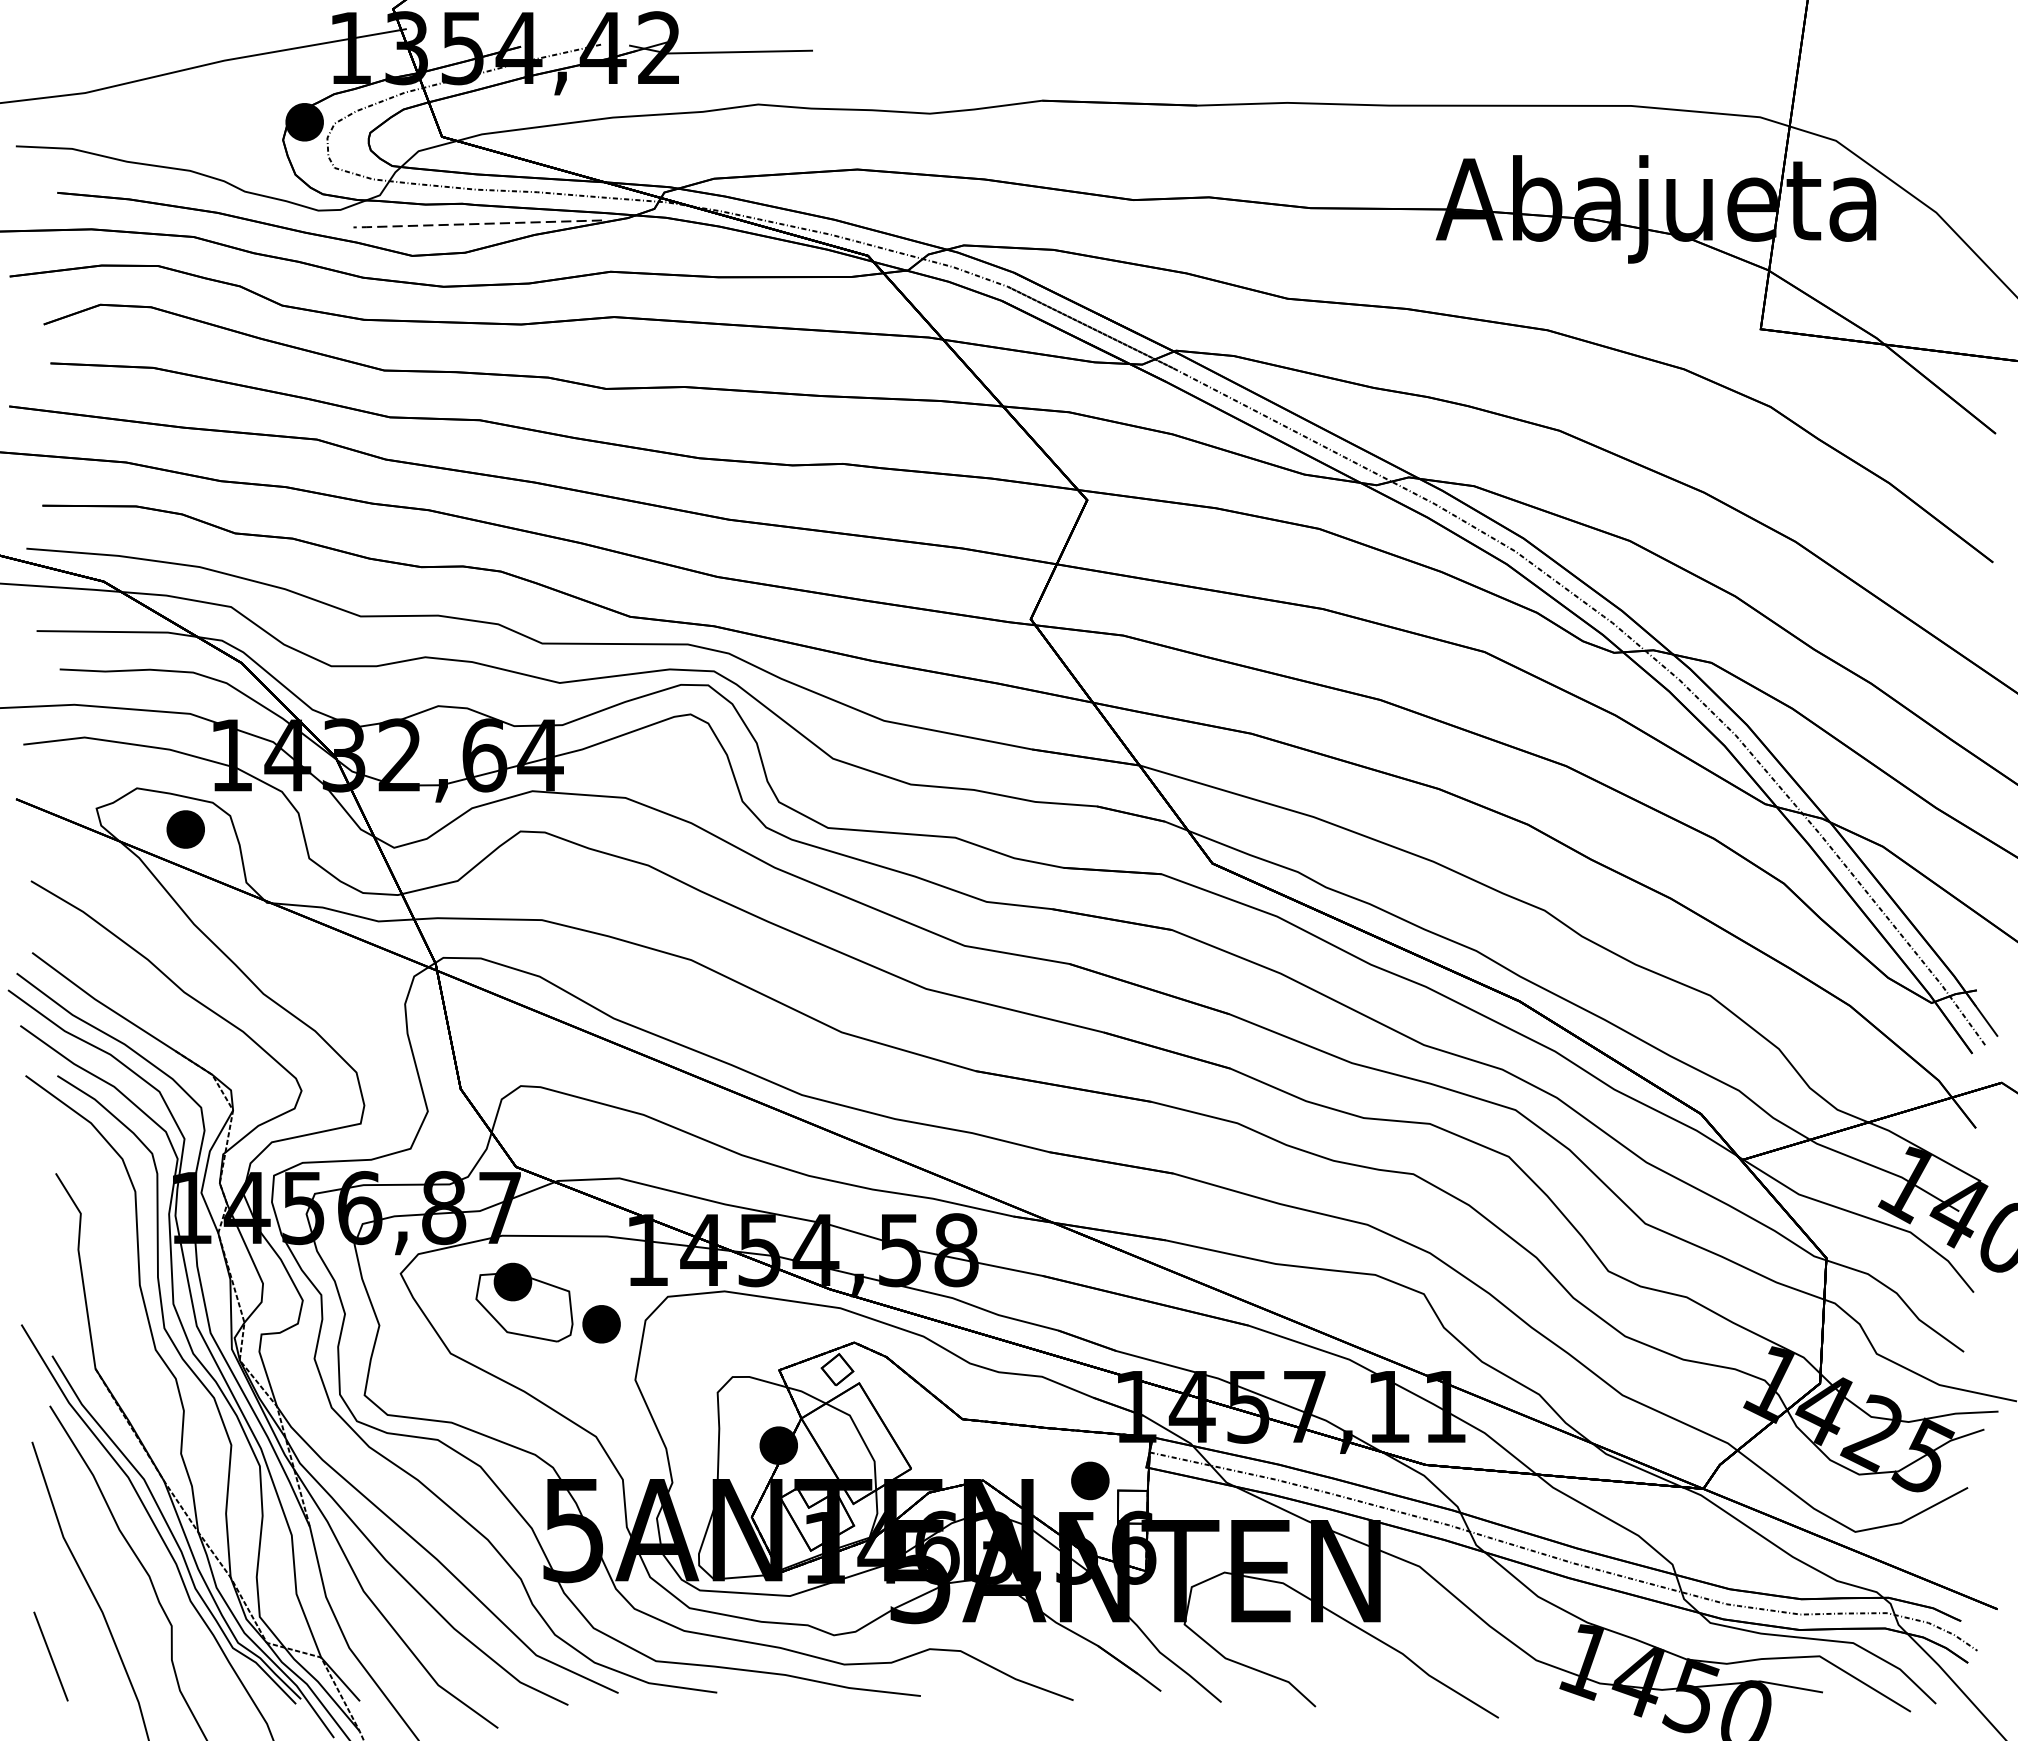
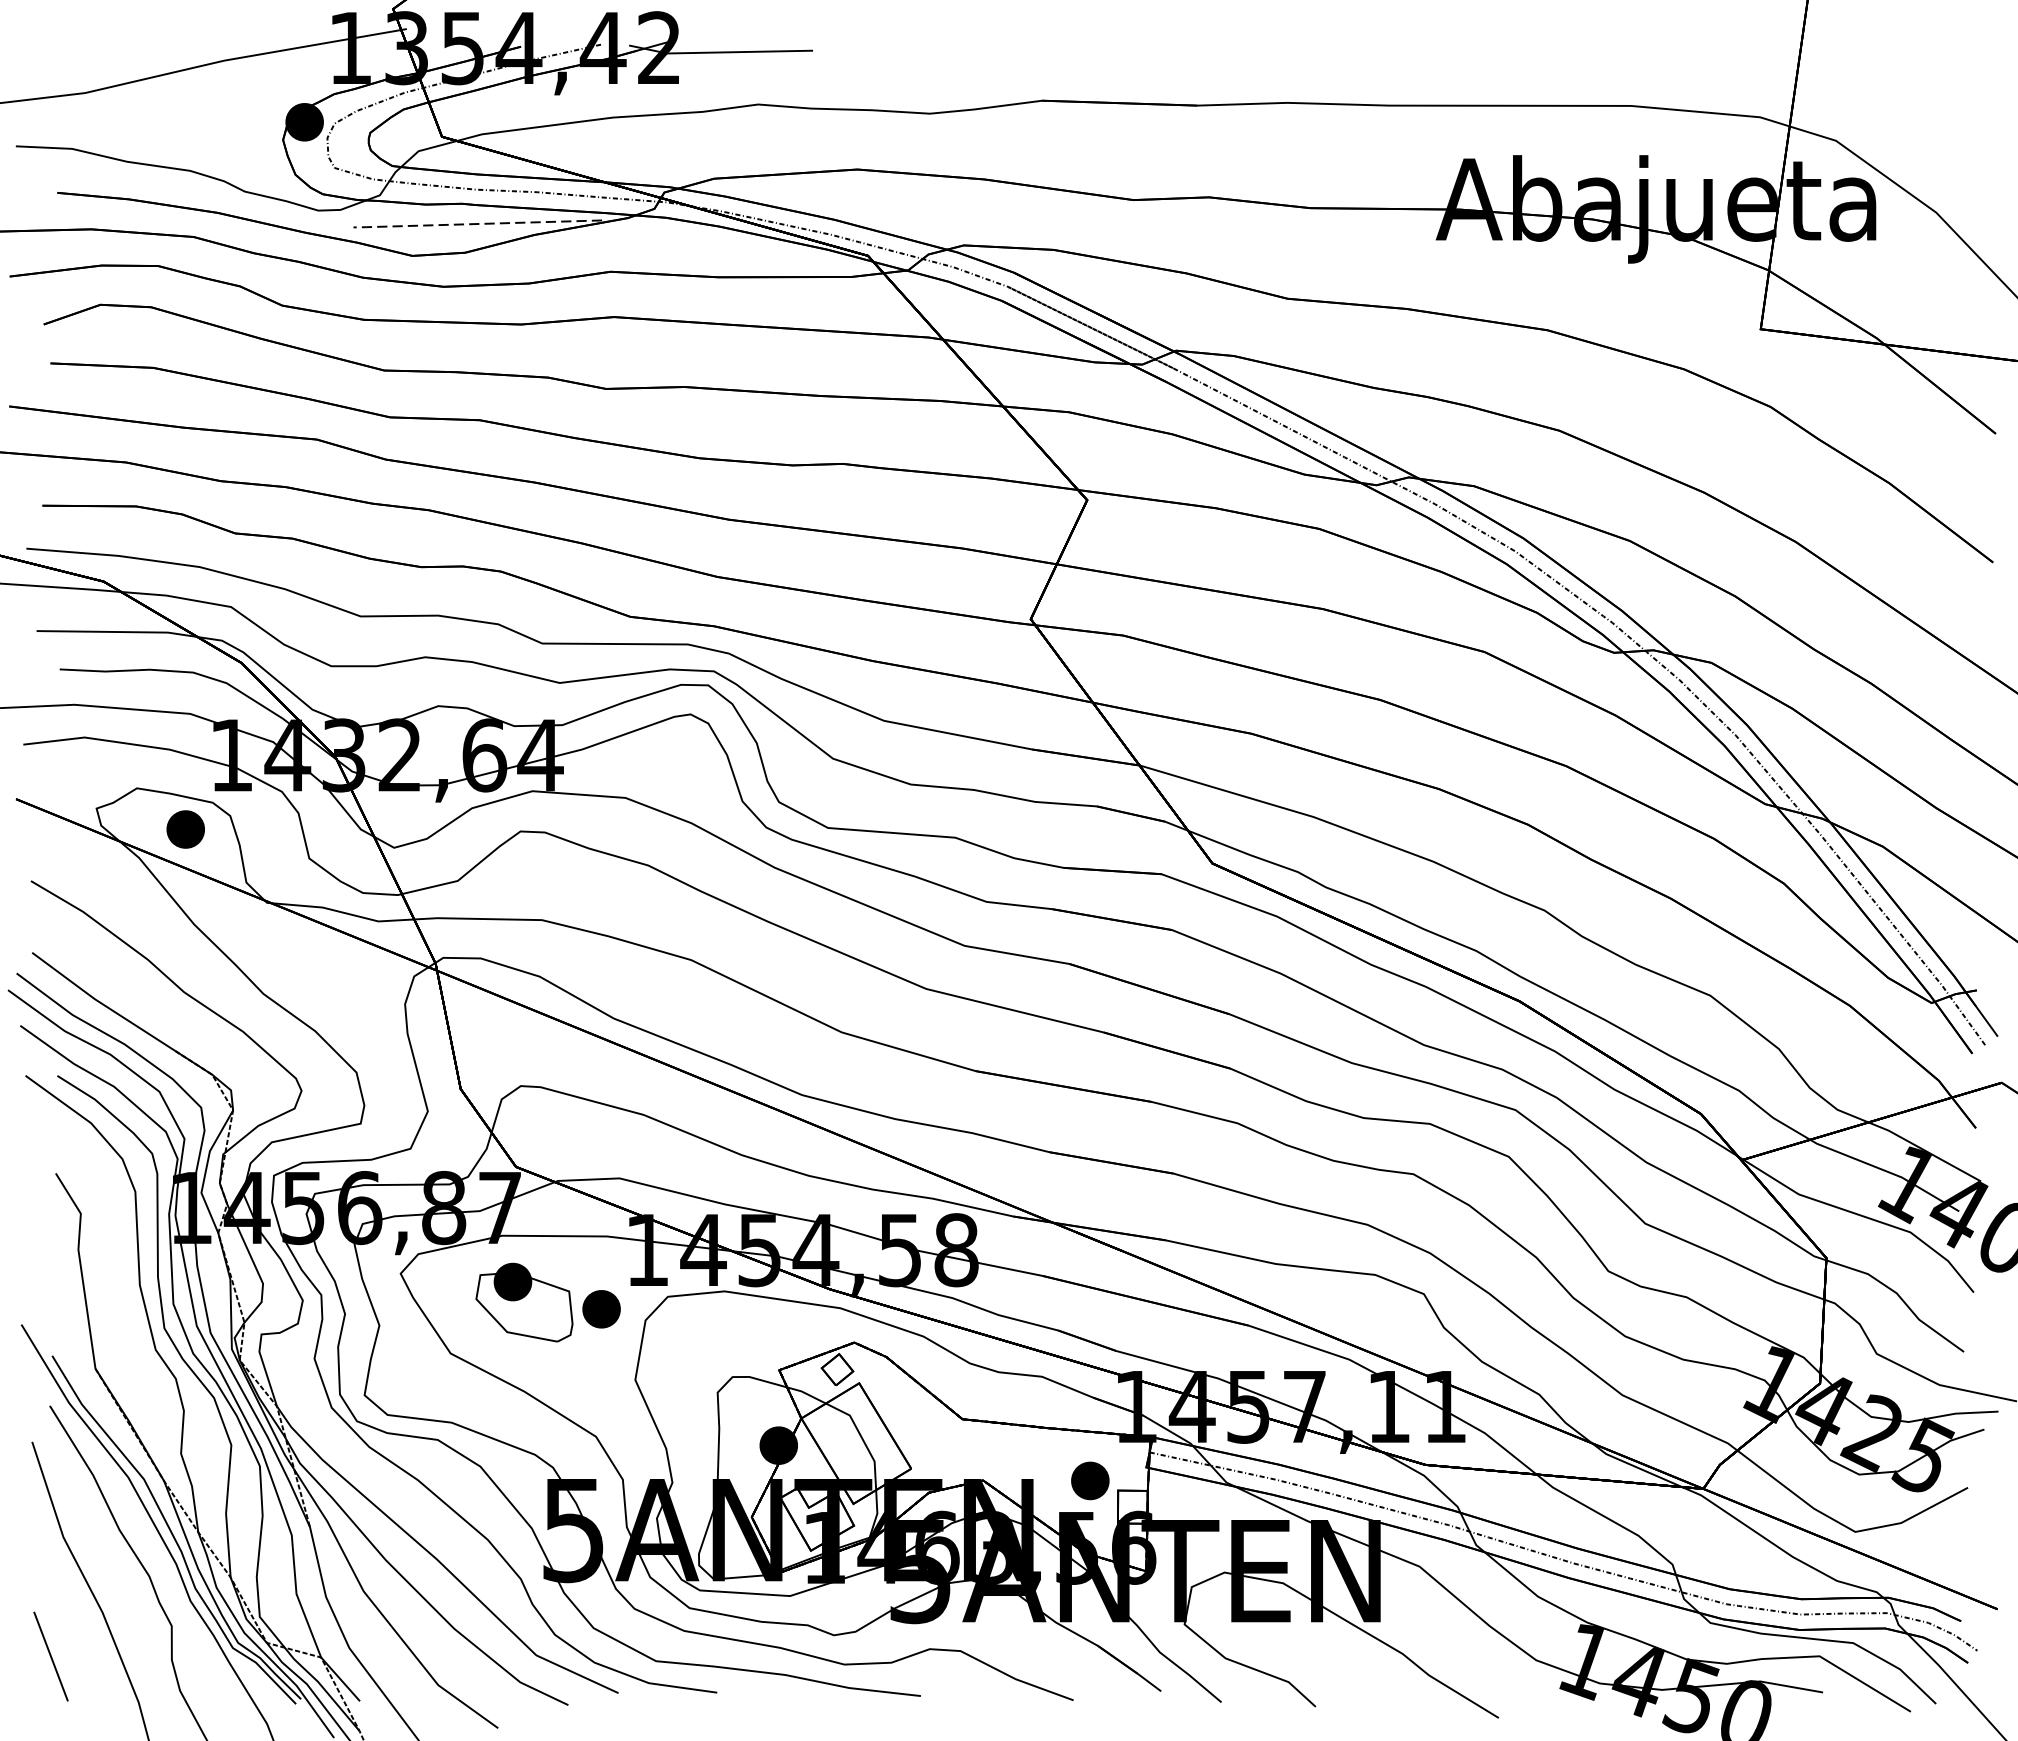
part position: (601, 1324) -> (601, 1309) (601, 1309)
